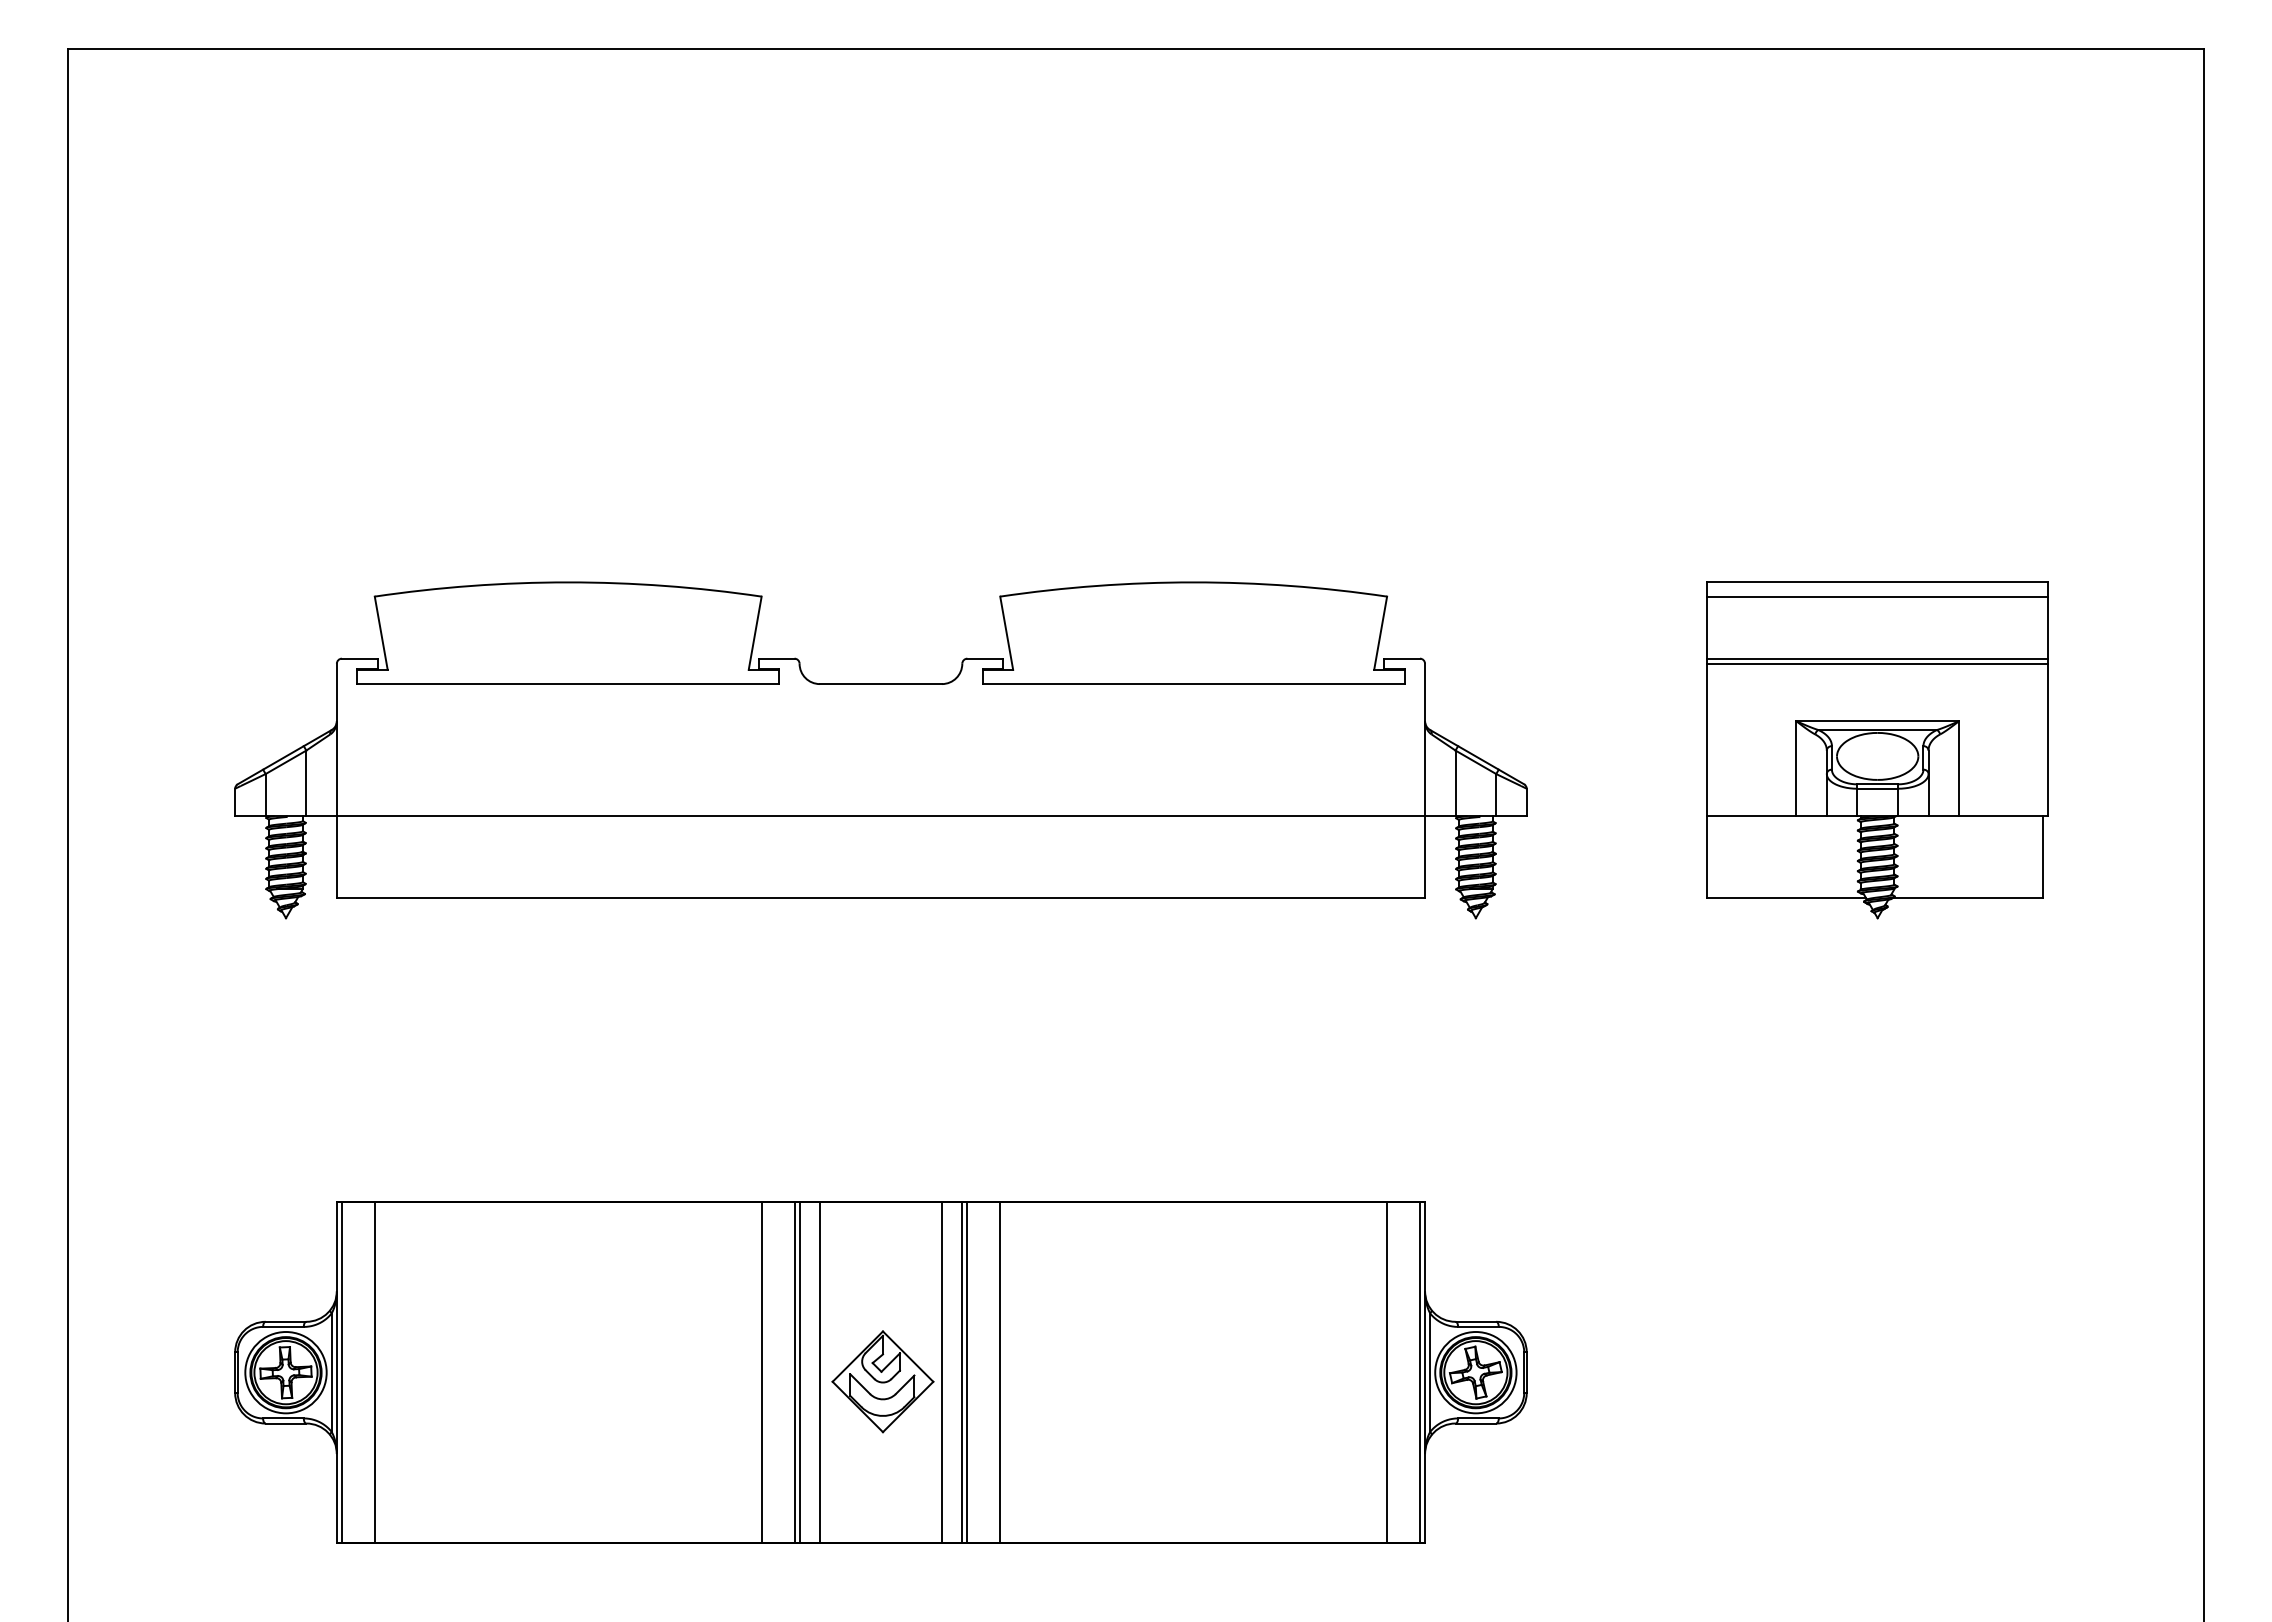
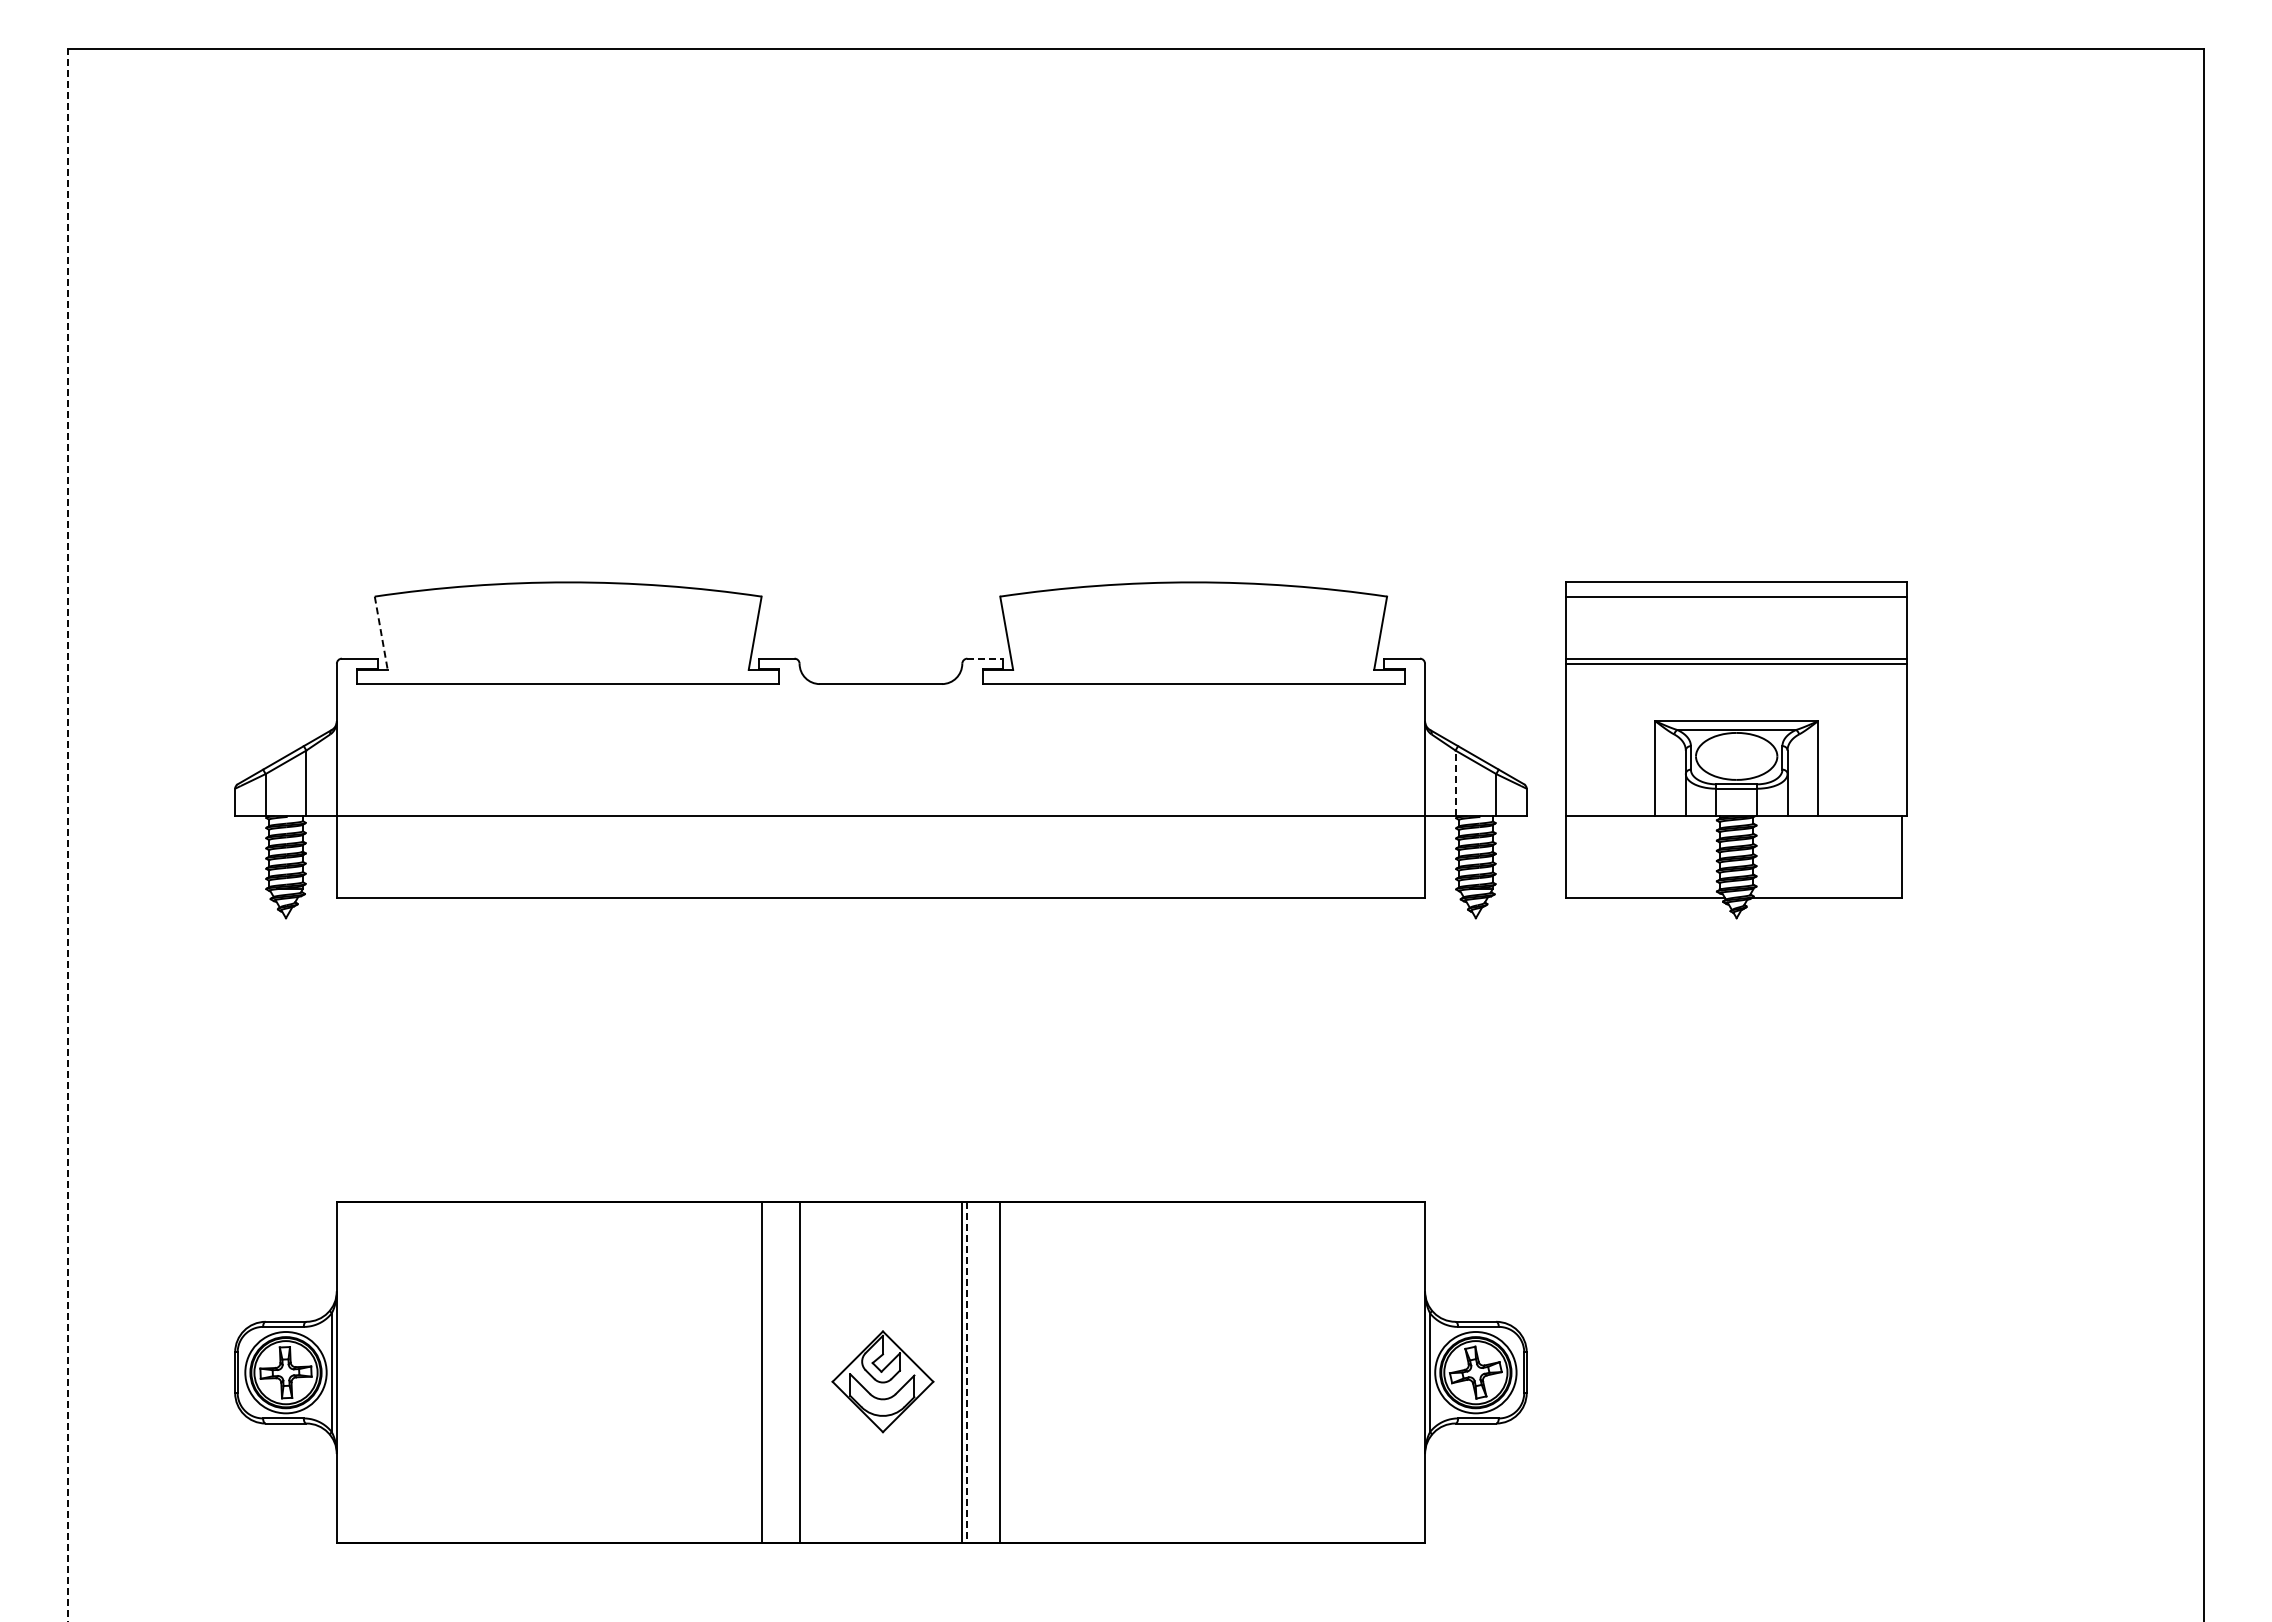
line: solid -> dashed (381, 633)
line: solid -> dashed (985, 658)
part position: (1877, 750) -> (1736, 750) (1736, 750)
line: solid -> dashed (1455, 783)
line: solid -> dashed (68, 834)
line: present -> none (341, 1372)
line: present -> none (374, 1372)
line: present -> none (794, 1372)
line: present -> none (819, 1372)
line: present -> none (941, 1372)
line: present -> none (1387, 1372)
line: present -> none (1419, 1372)
line: solid -> dashed (967, 1373)
